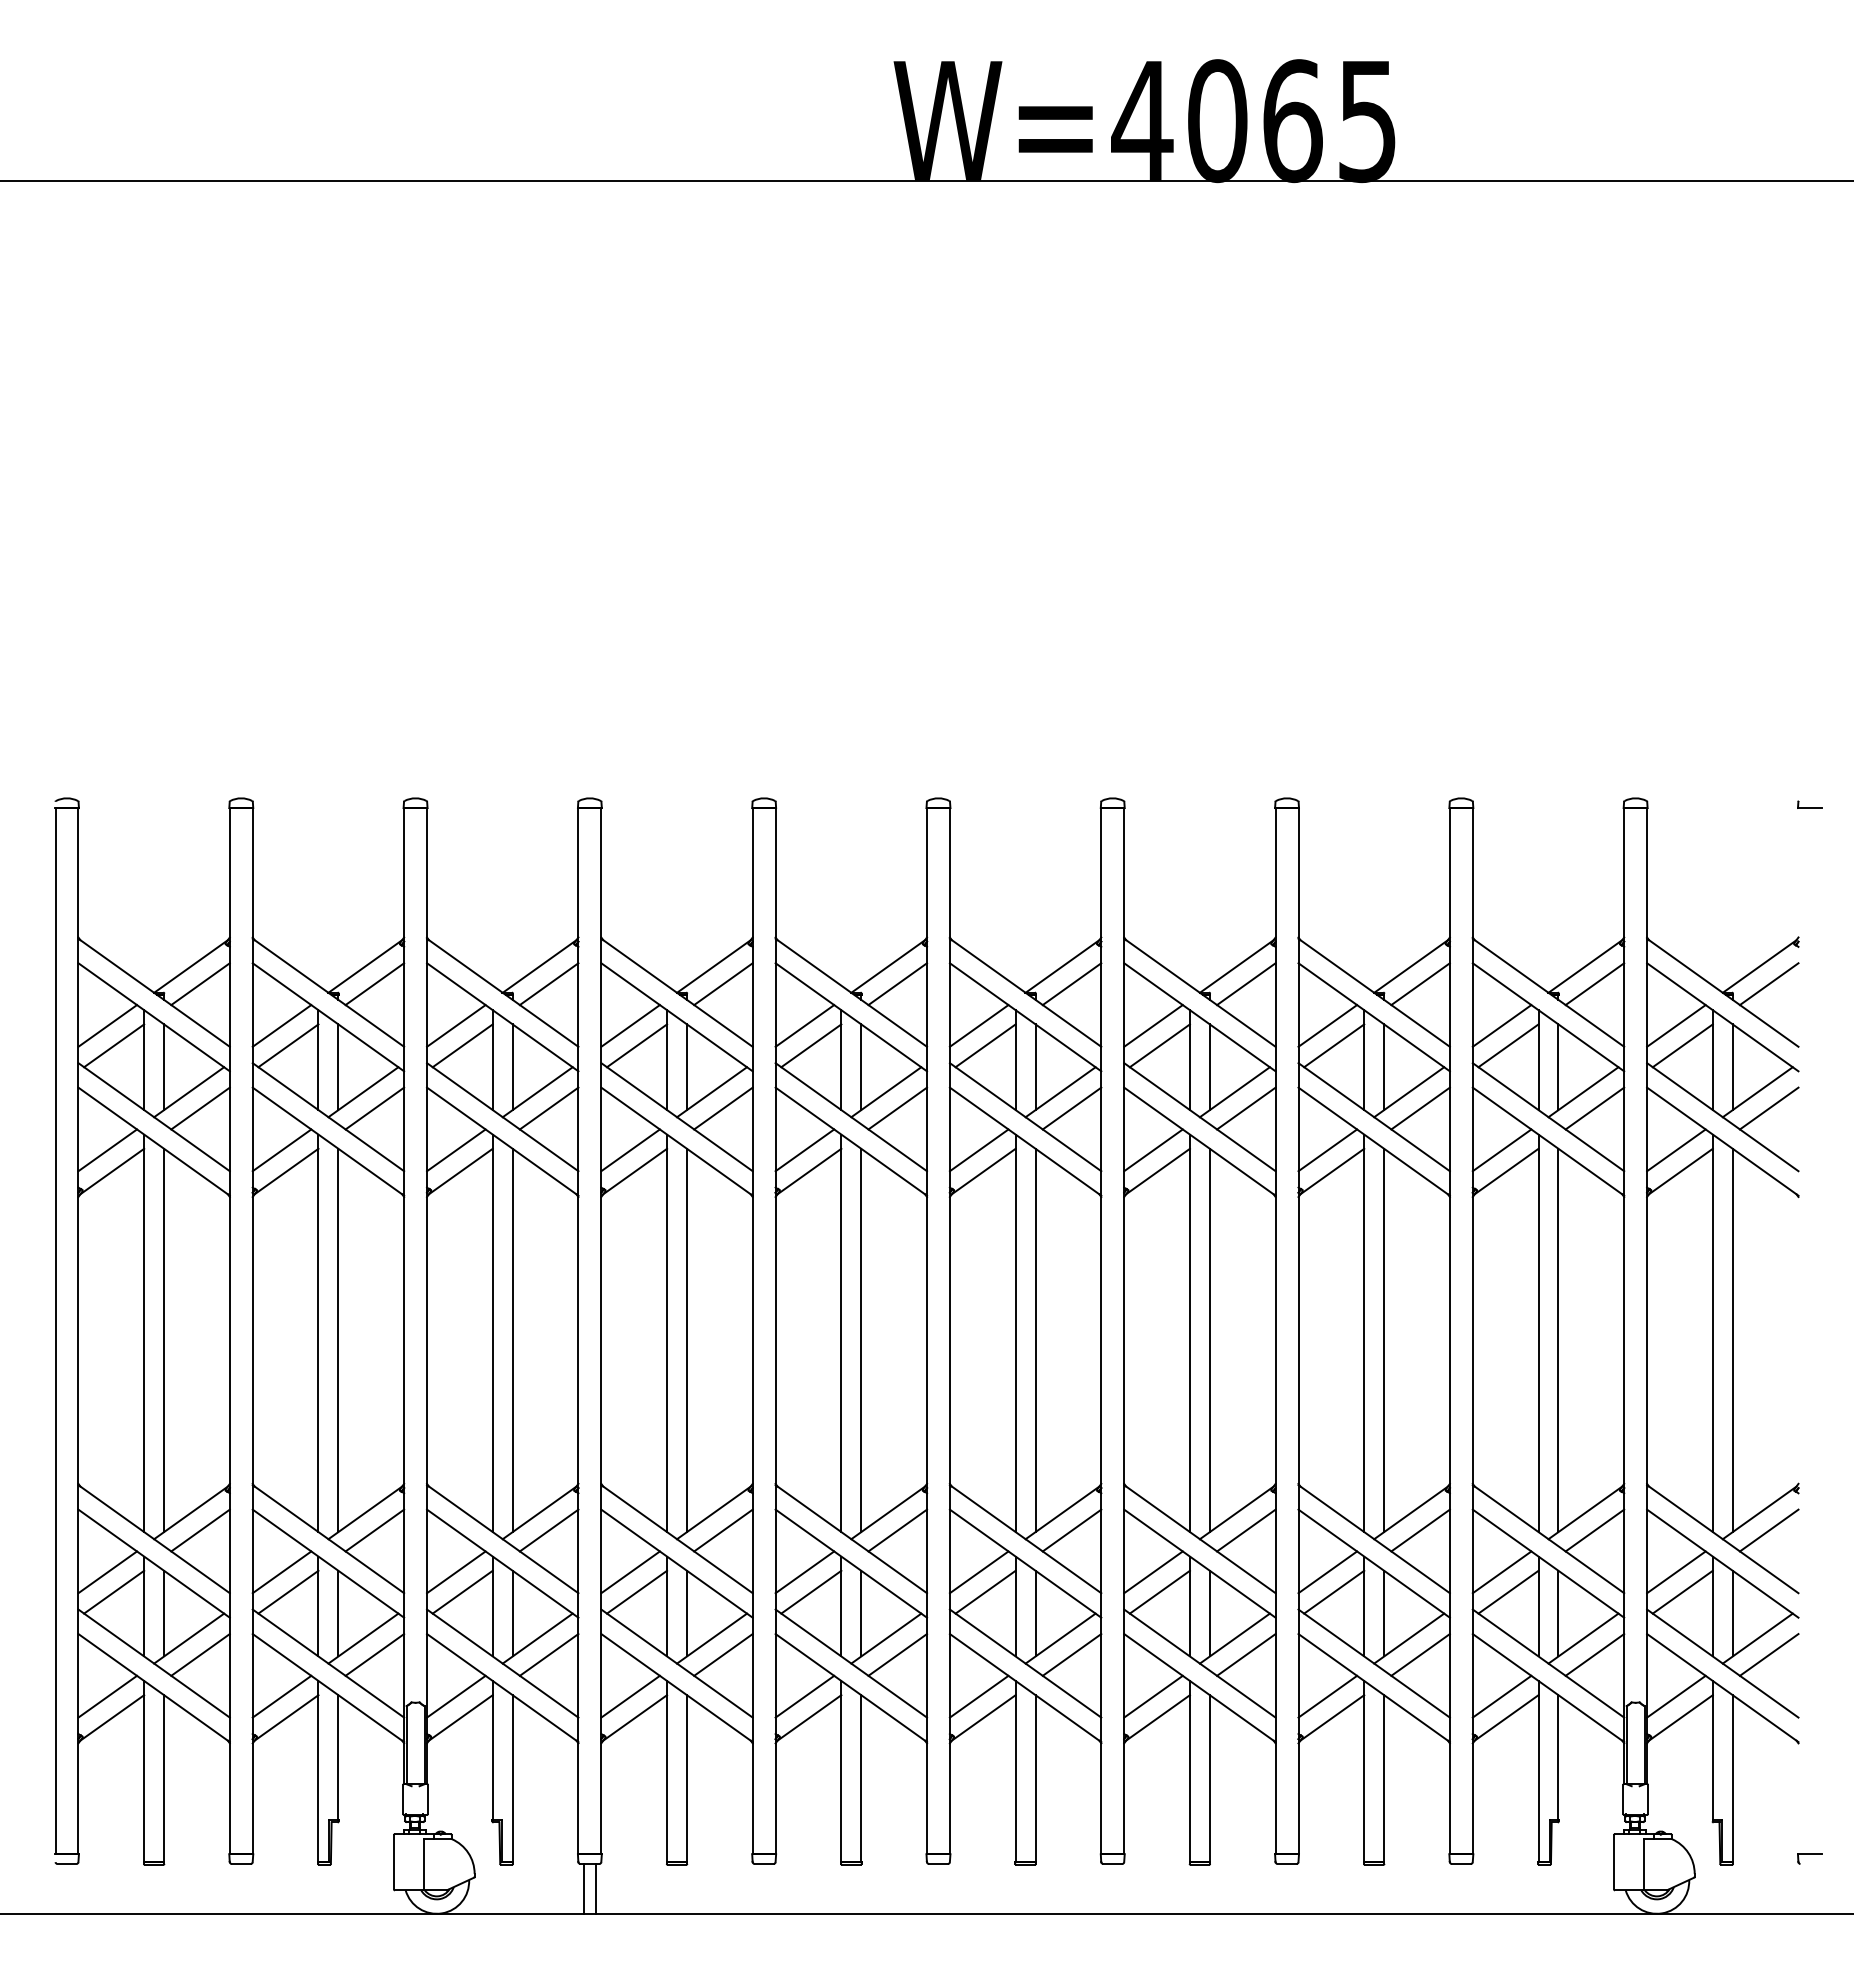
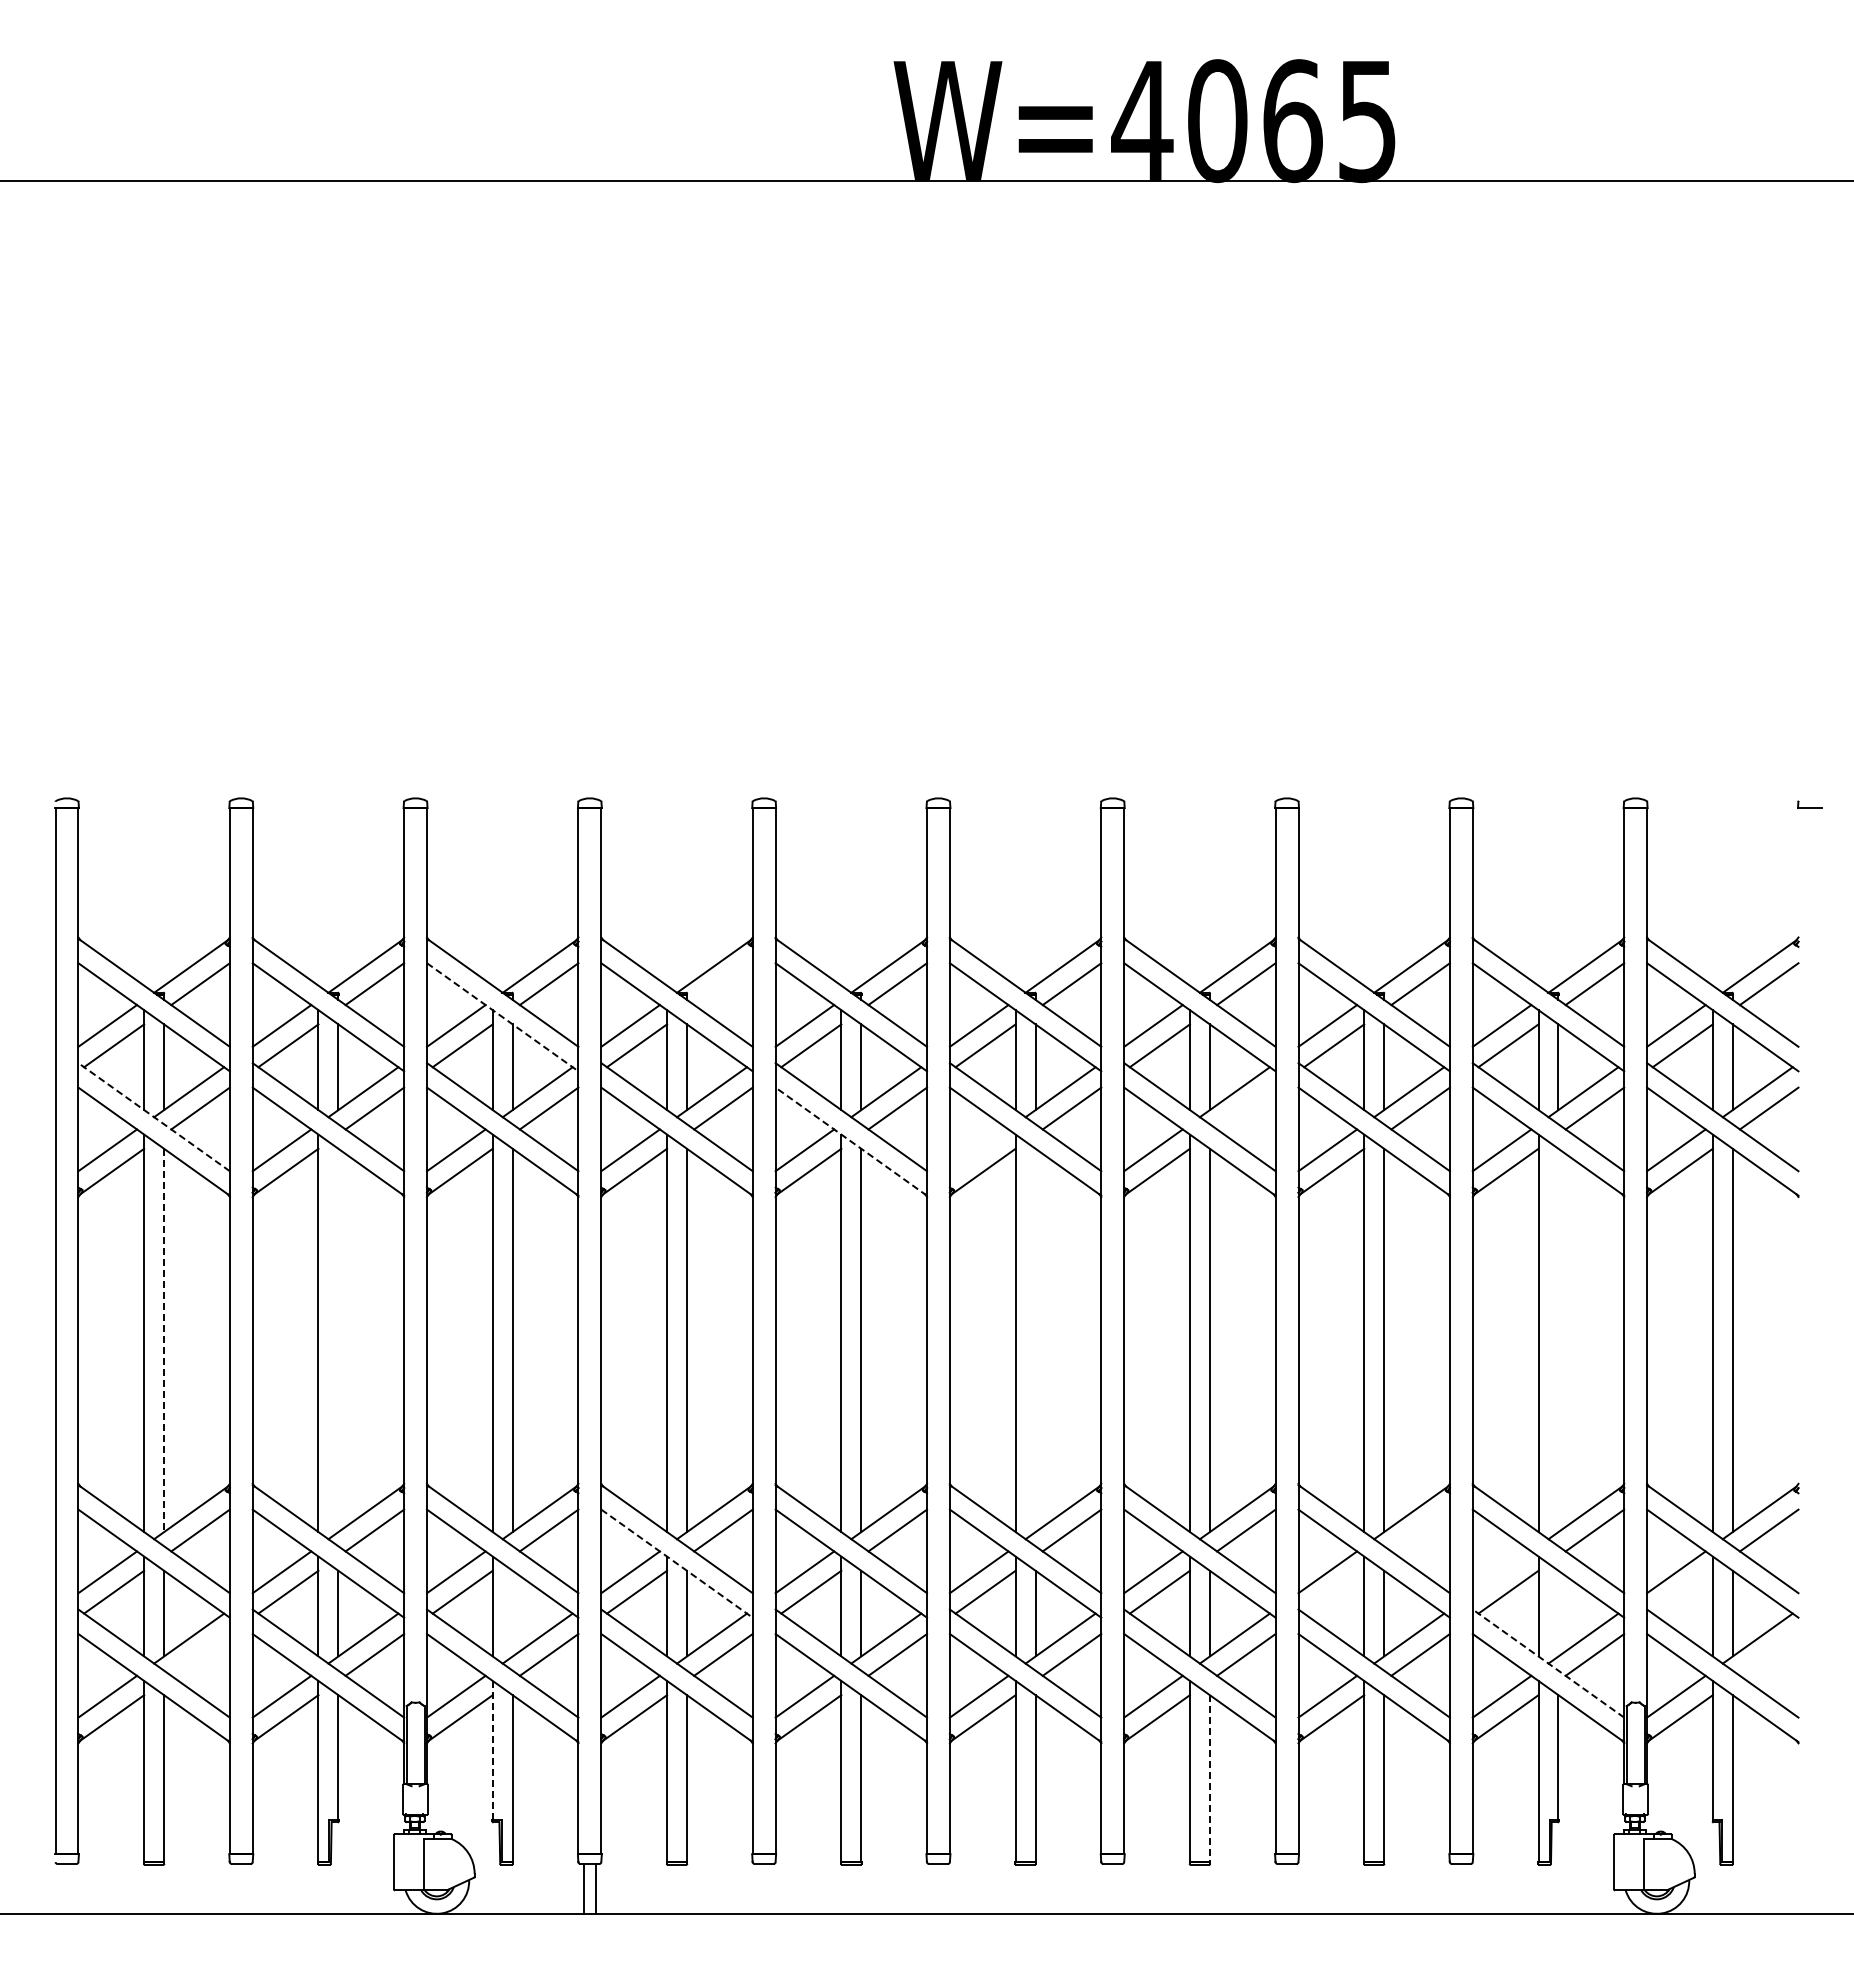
line: present -> none (723, 984)
line: solid -> dashed (502, 1017)
line: present -> none (1246, 1108)
line: solid -> dashed (154, 1117)
line: solid -> dashed (851, 1141)
line: present -> none (978, 1150)
line: solid -> dashed (164, 1340)
line: present -> none (338, 1340)
line: present -> none (1035, 1340)
line: present -> none (1558, 1340)
line: present -> none (1420, 1530)
line: solid -> dashed (677, 1563)
line: present -> none (1501, 1572)
line: present -> none (1334, 1591)
line: present -> none (1682, 1591)
line: present -> none (512, 1613)
line: present -> none (1558, 1613)
line: present -> none (200, 1654)
line: present -> none (1768, 1654)
line: solid -> dashed (1548, 1663)
line: solid -> dashed (492, 1750)
line: solid -> dashed (1209, 1778)
part: present -> none (1809, 1858)
